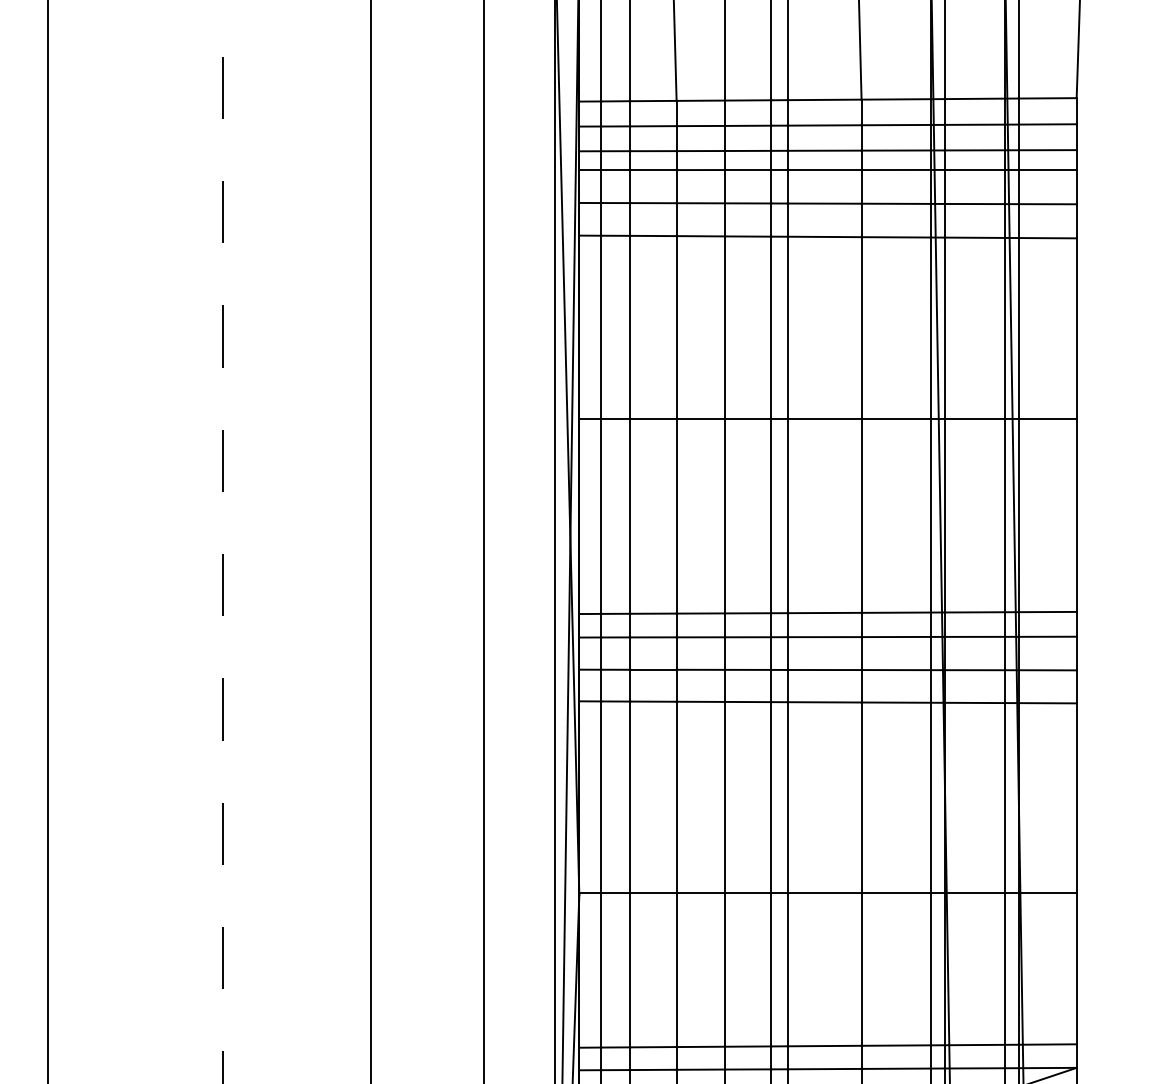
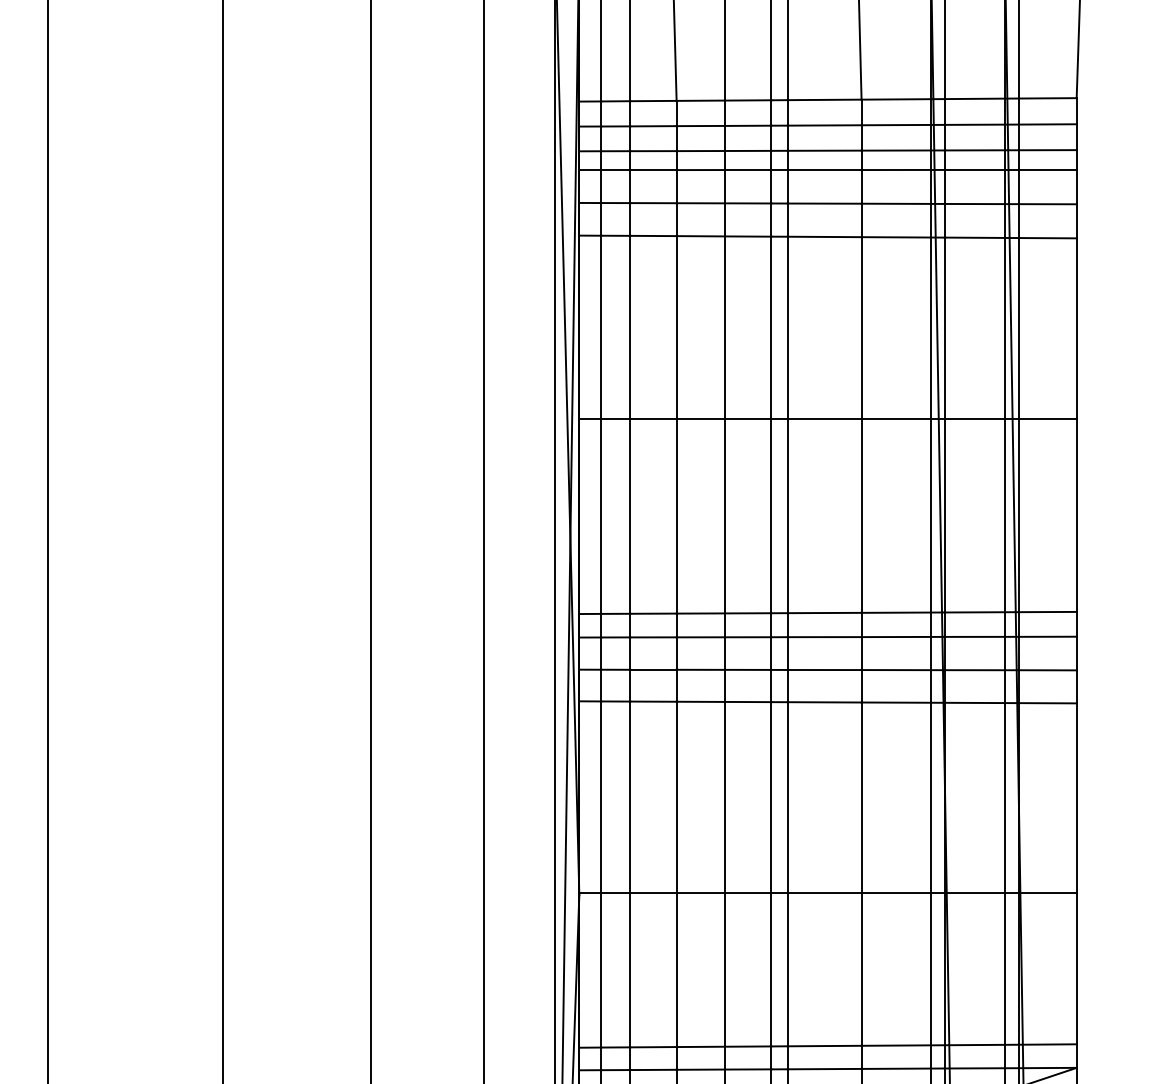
line: dashed -> solid (222, 542)
